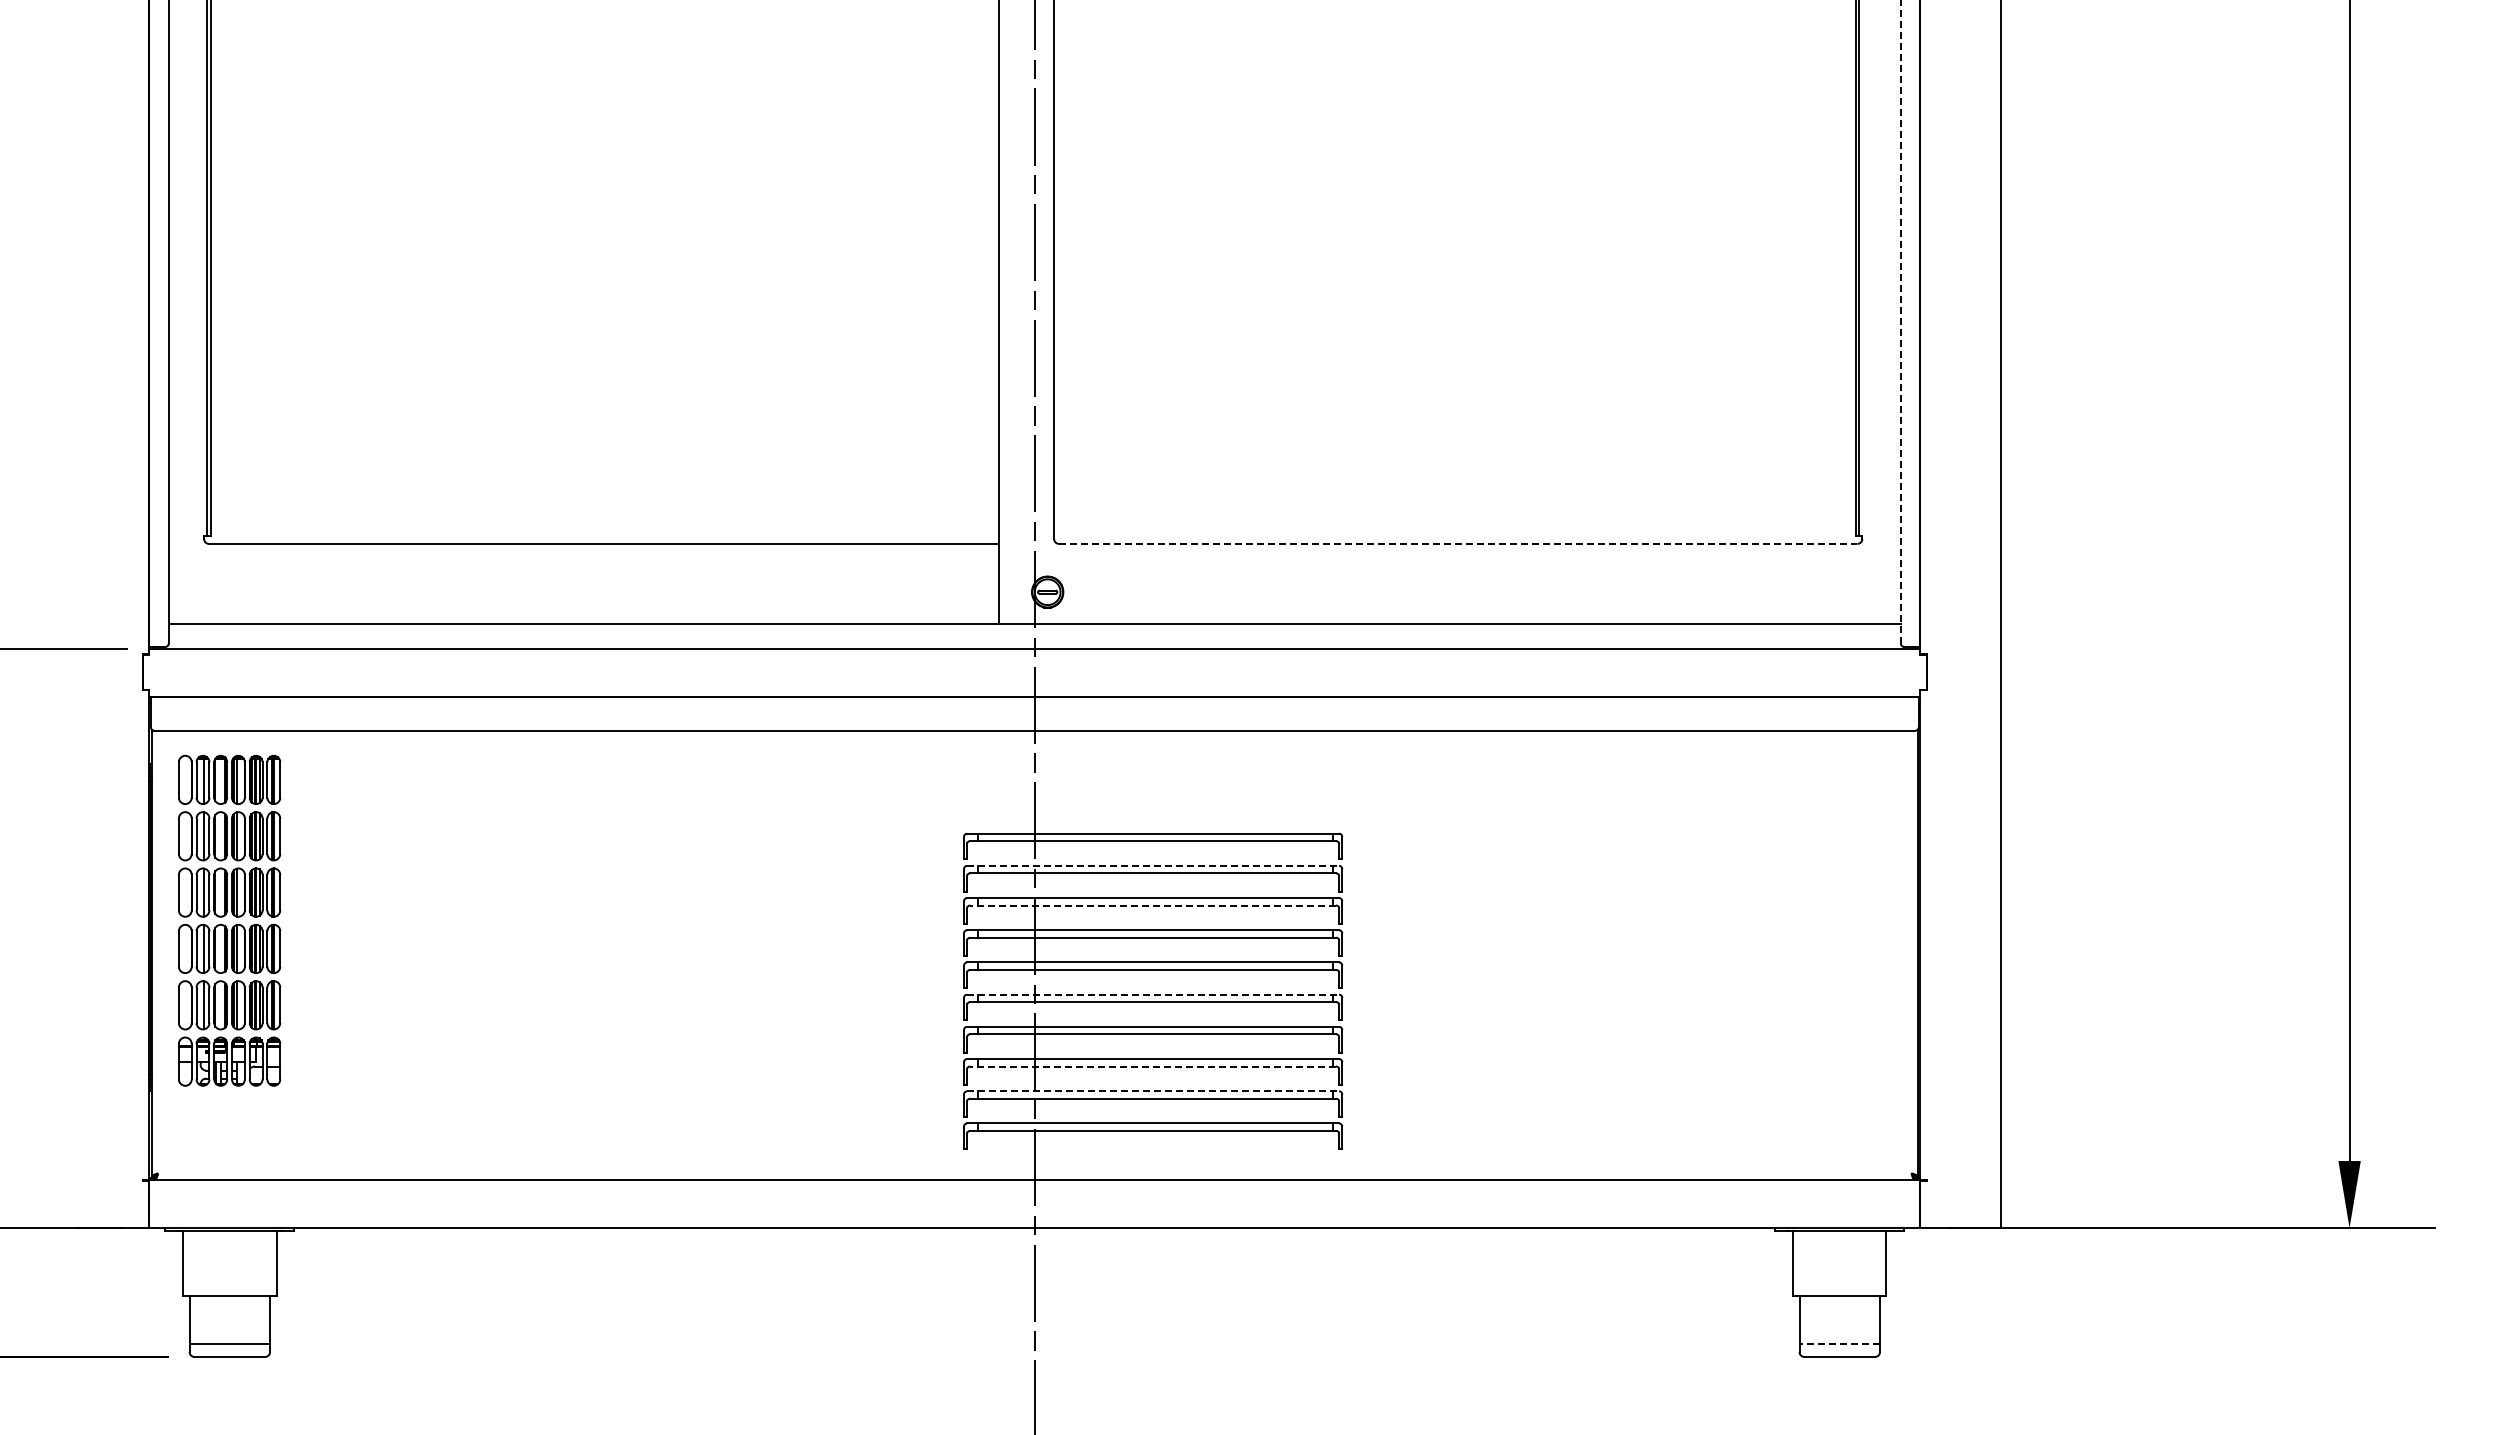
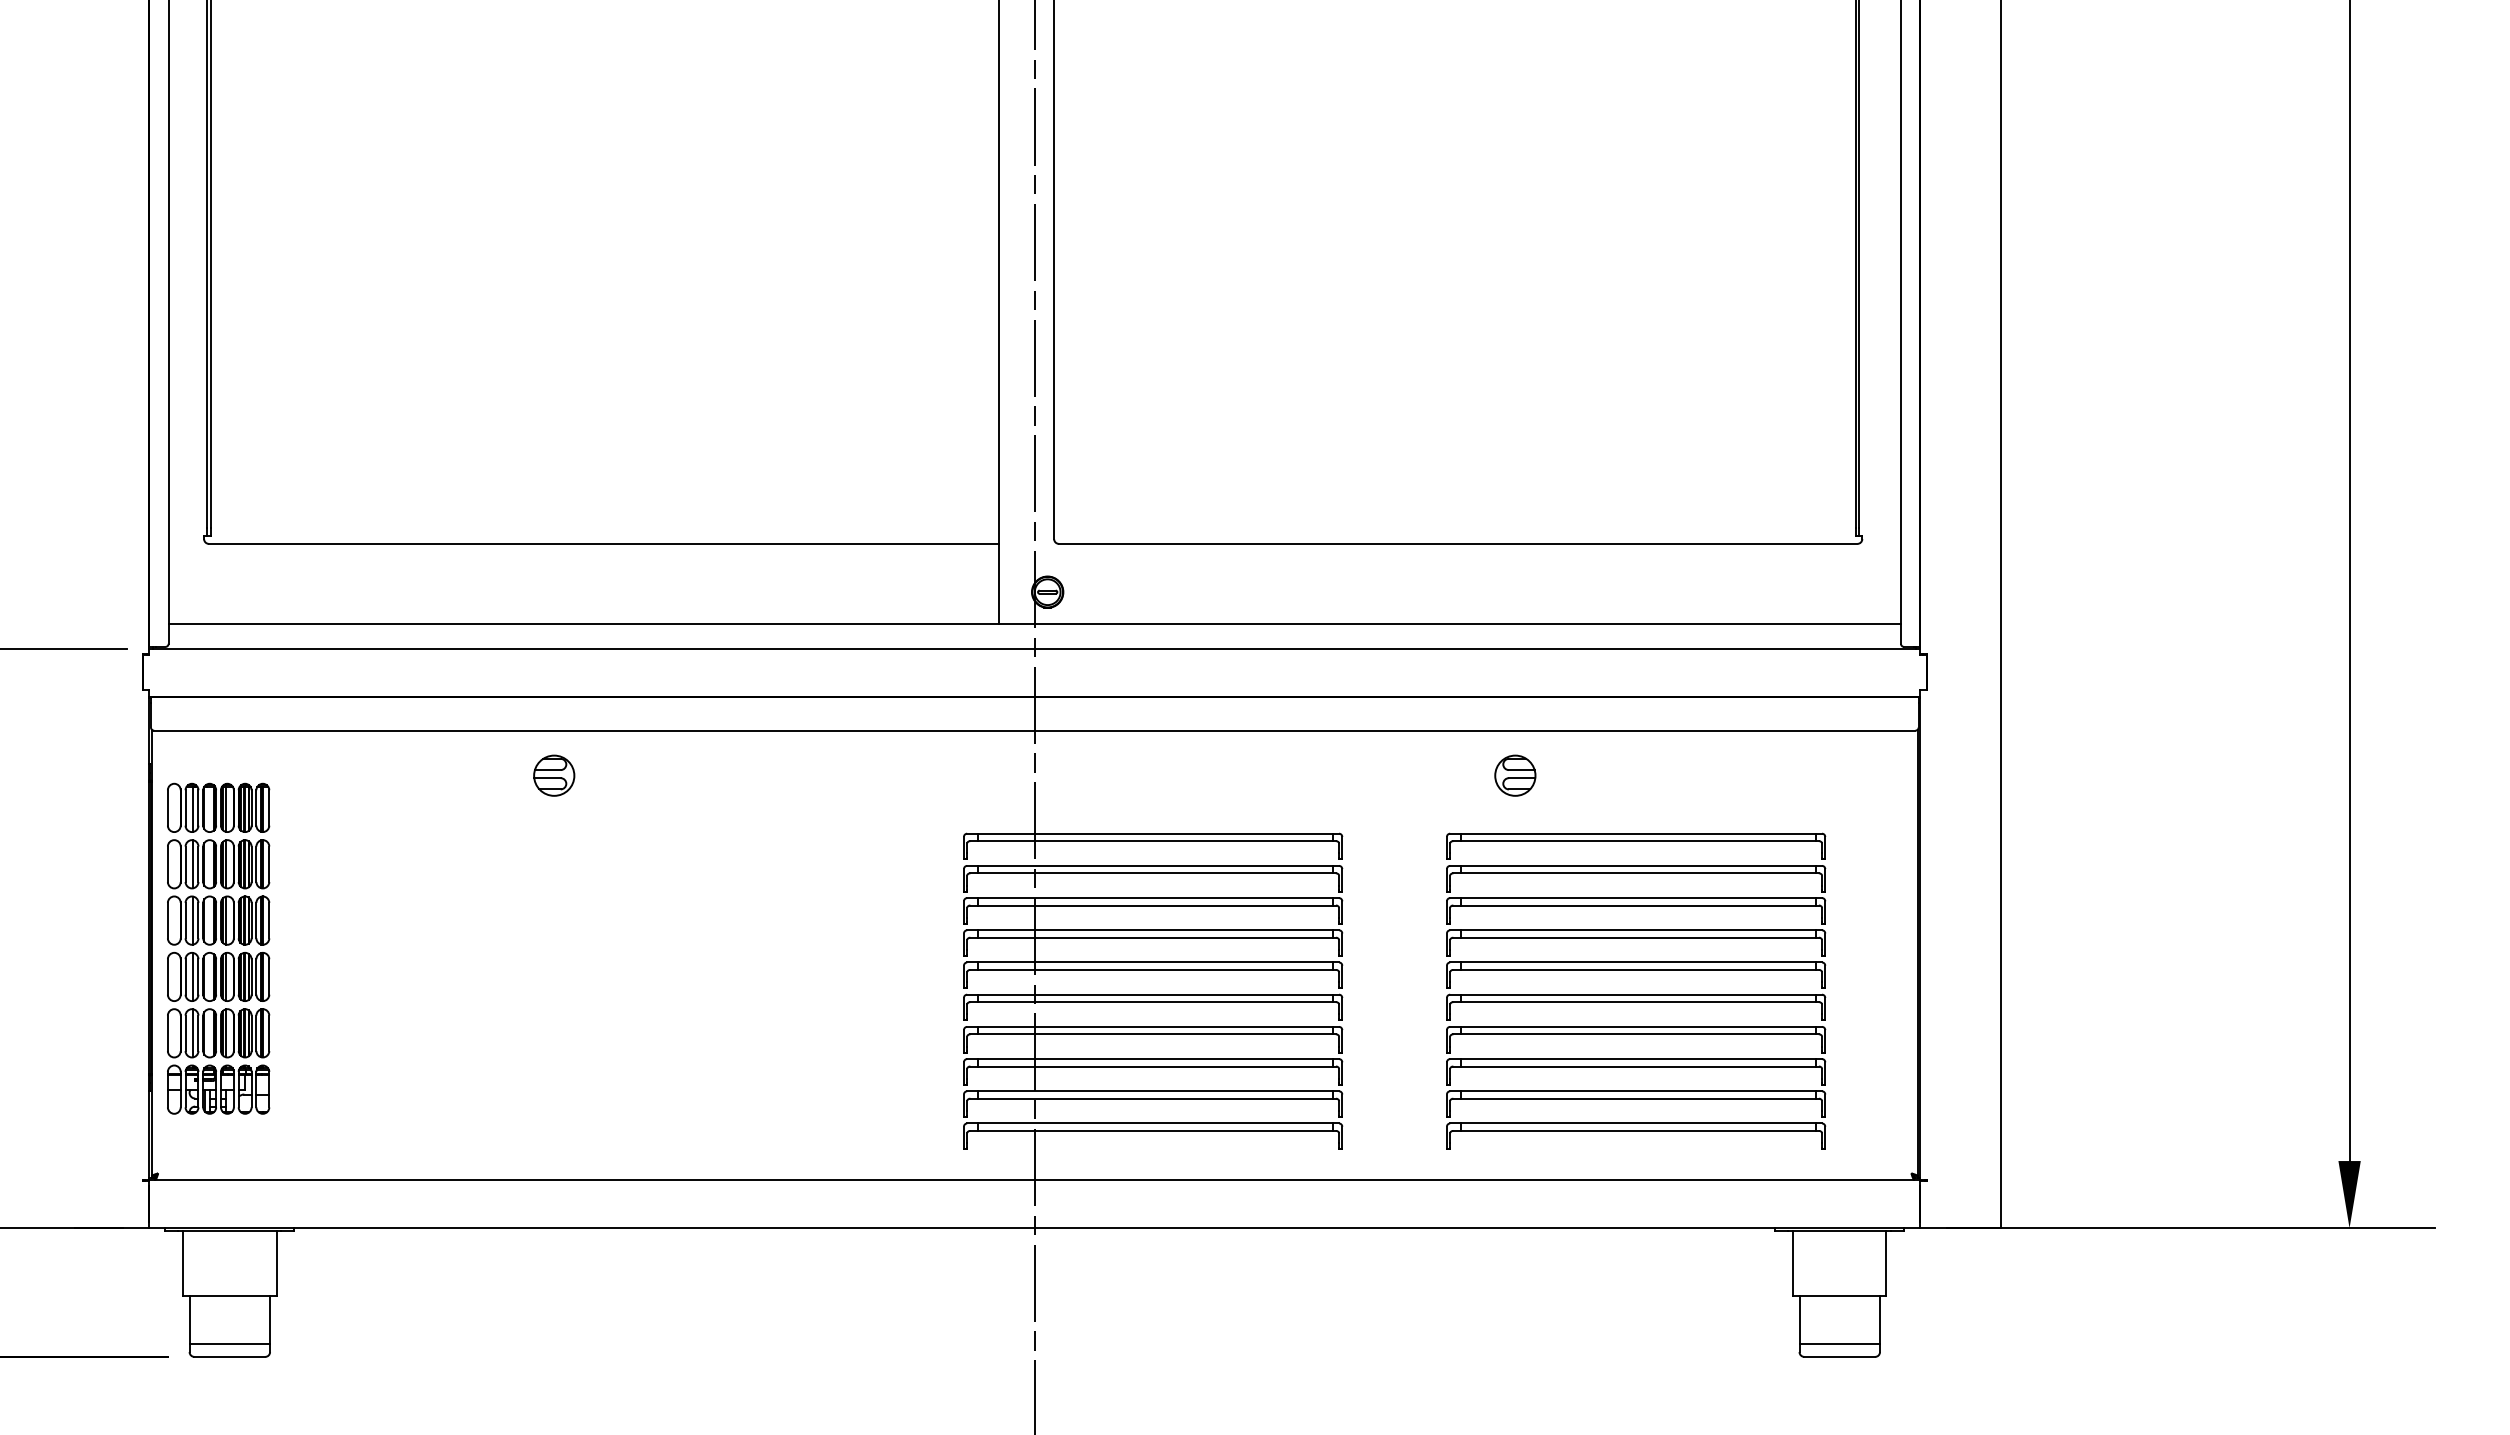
line: dashed -> solid (1900, 321)
line: dashed -> solid (1458, 543)
part: none -> present (554, 775)
part: none -> present (1515, 775)
line: dashed -> solid (1153, 865)
line: dashed -> solid (1153, 905)
part position: (225, 915) -> (214, 943) (214, 943)
part: none -> present (1636, 990)
line: dashed -> solid (1153, 994)
line: dashed -> solid (1153, 1066)
line: dashed -> solid (1153, 1091)
line: dashed -> solid (1839, 1344)
